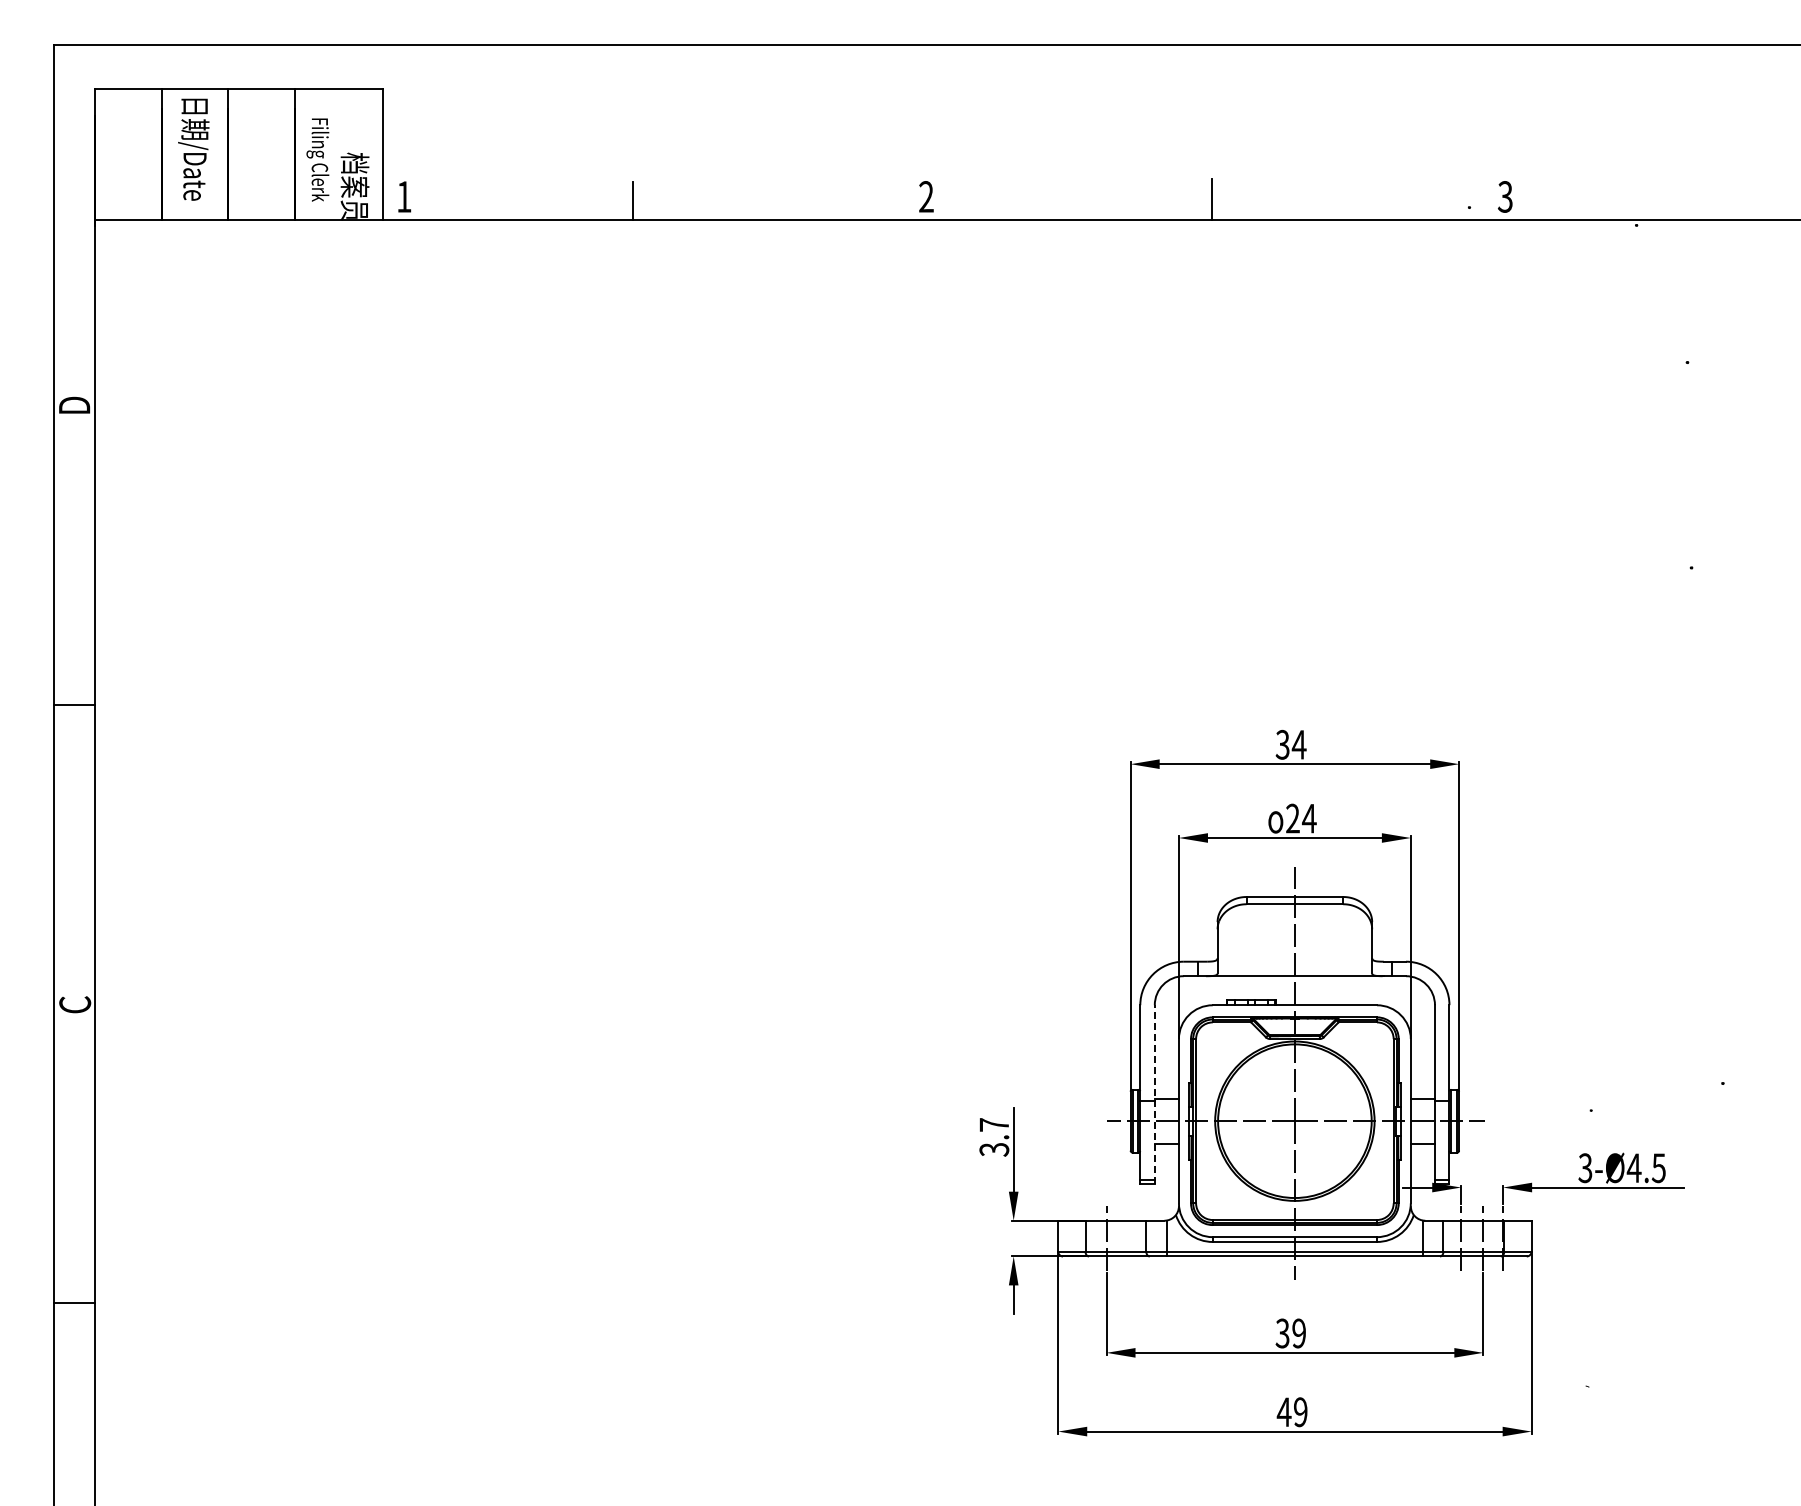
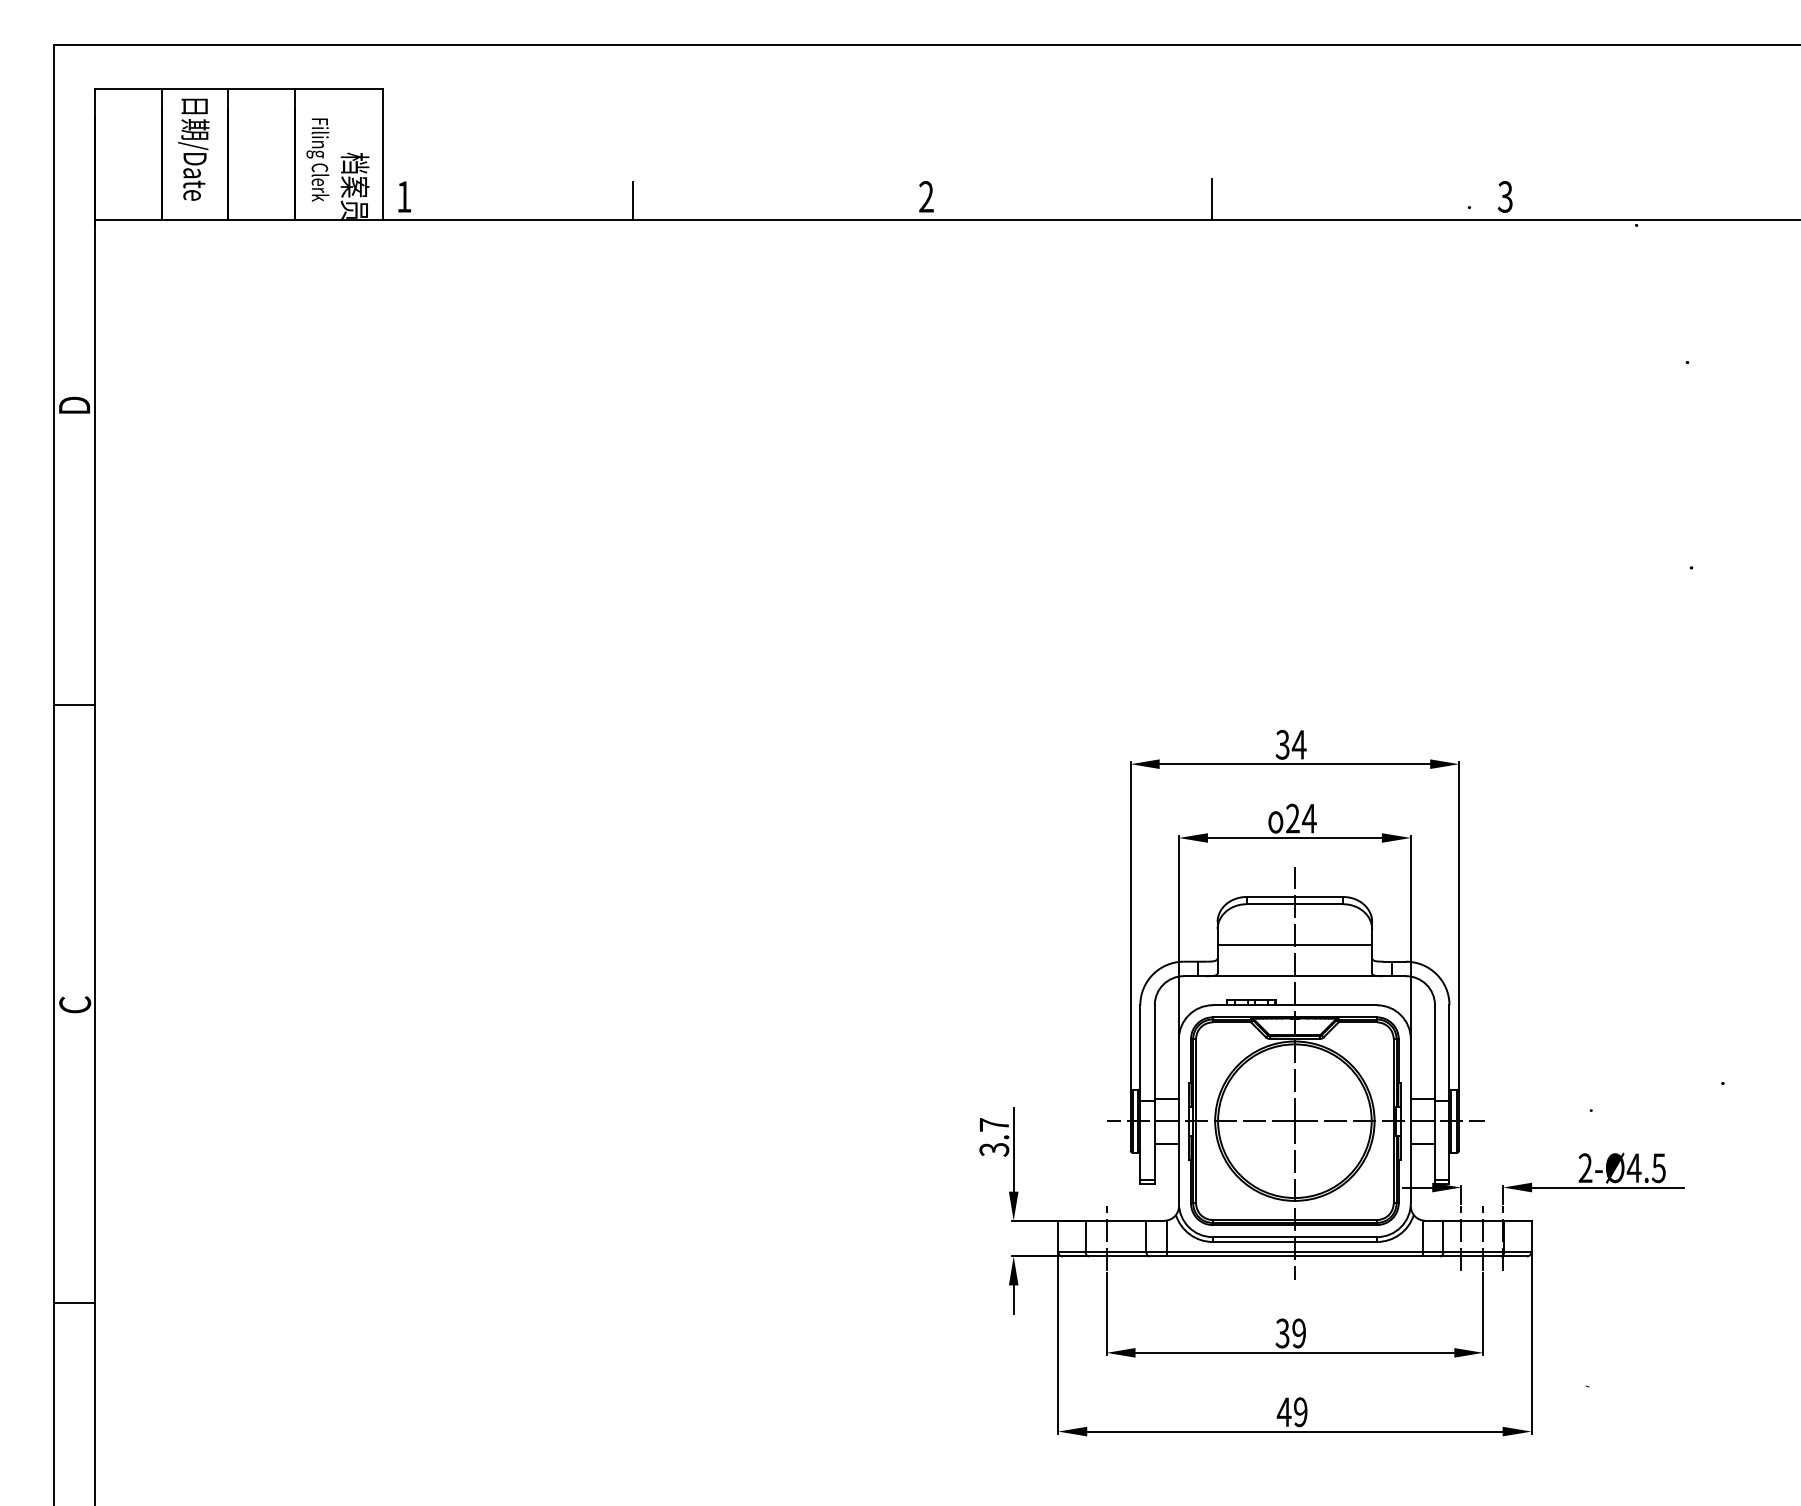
line: none -> present (1294, 944)
line: dashed -> solid (1154, 1094)
text: 3-Ø4.5 -> 2-Ø4.5 (1585, 1168)
